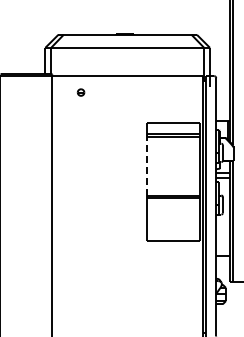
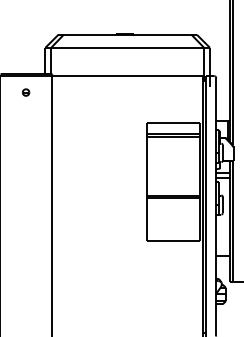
part position: (80, 92) -> (25, 92) (25, 92)
line: dashed -> solid (147, 166)
